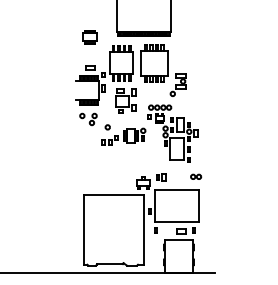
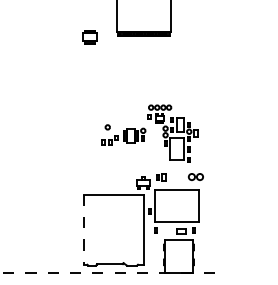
part: present -> none (130, 85)
part size: 13x7 px -> 17x8 px (195, 176)
line: solid -> dashed (83, 229)
line: solid -> dashed (106, 272)
